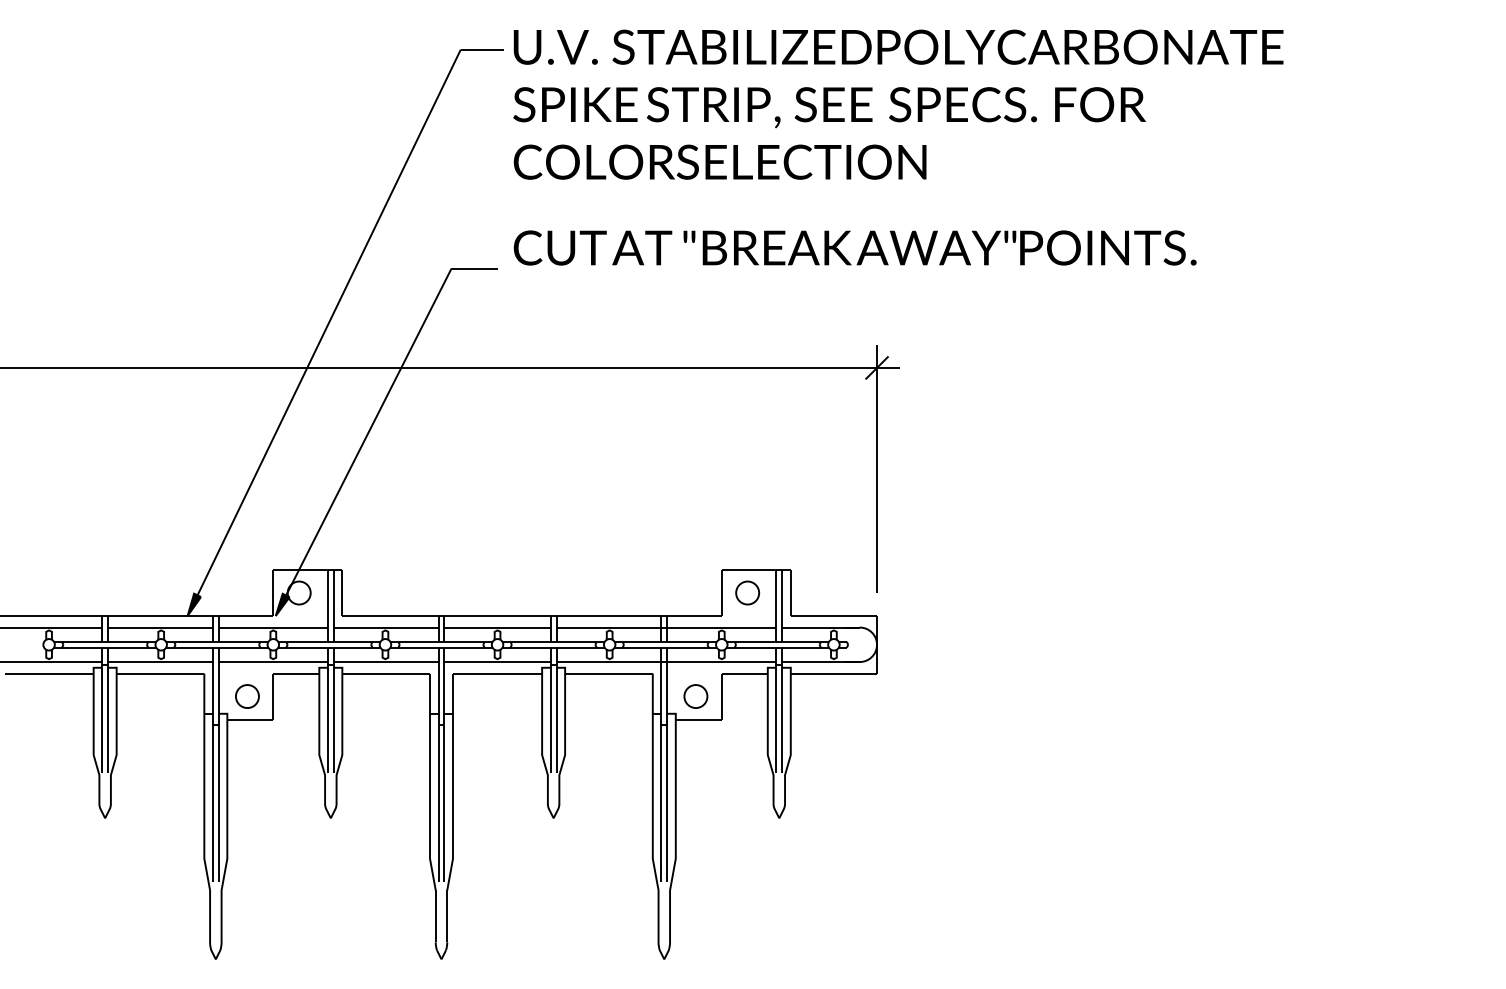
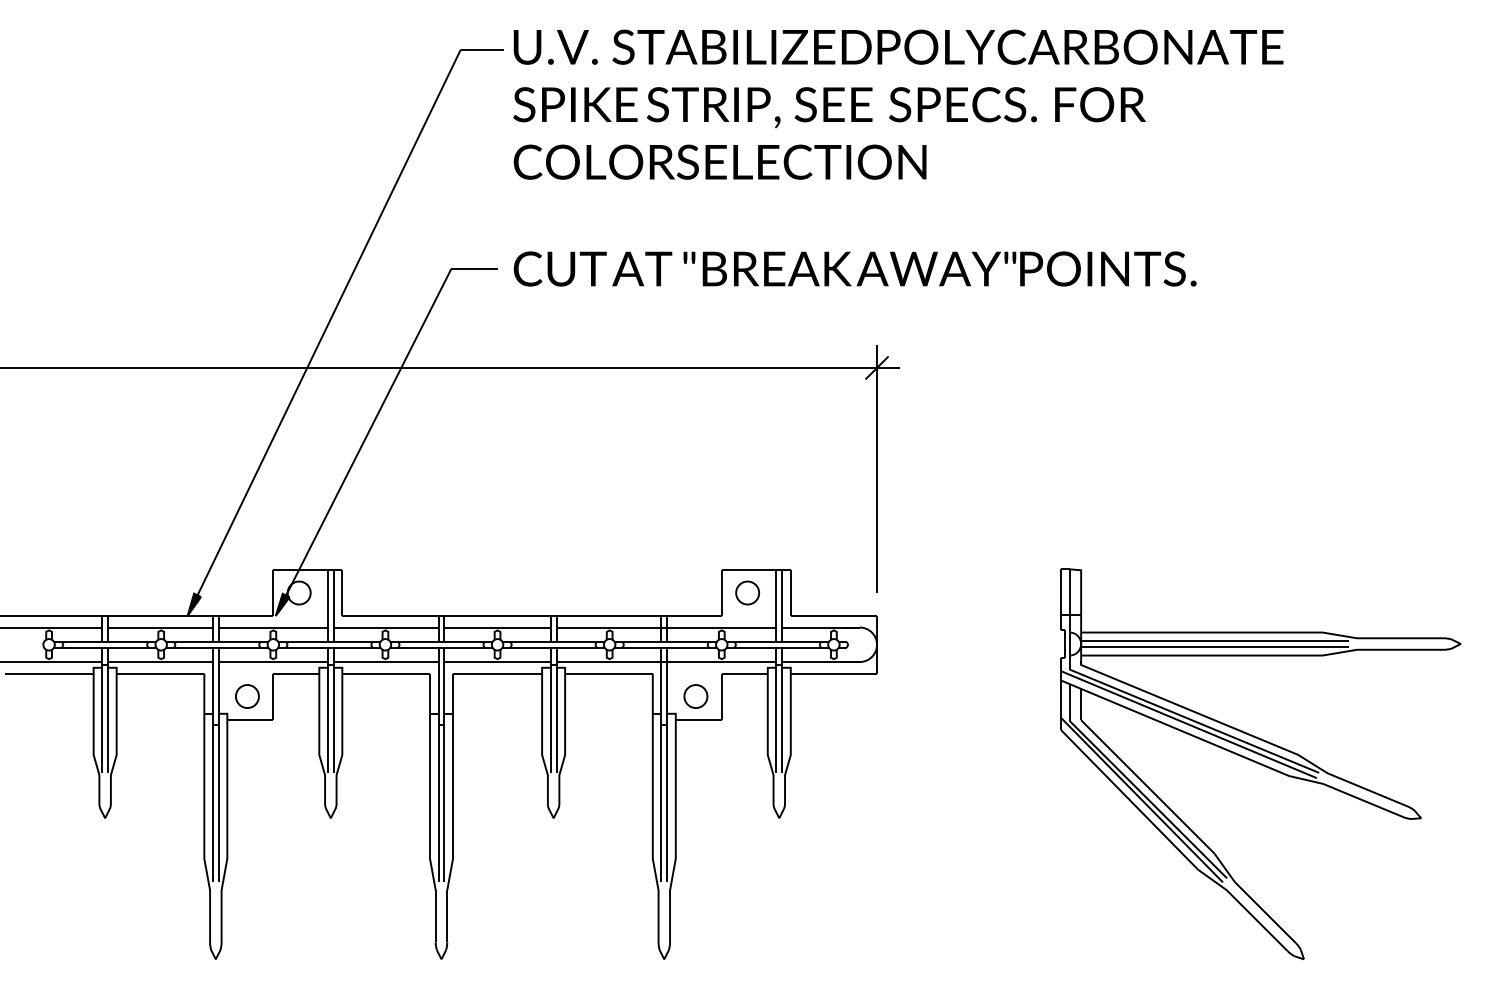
text position: (854, 247) -> (854, 268) (854, 268)
part: none -> present (1260, 764)
